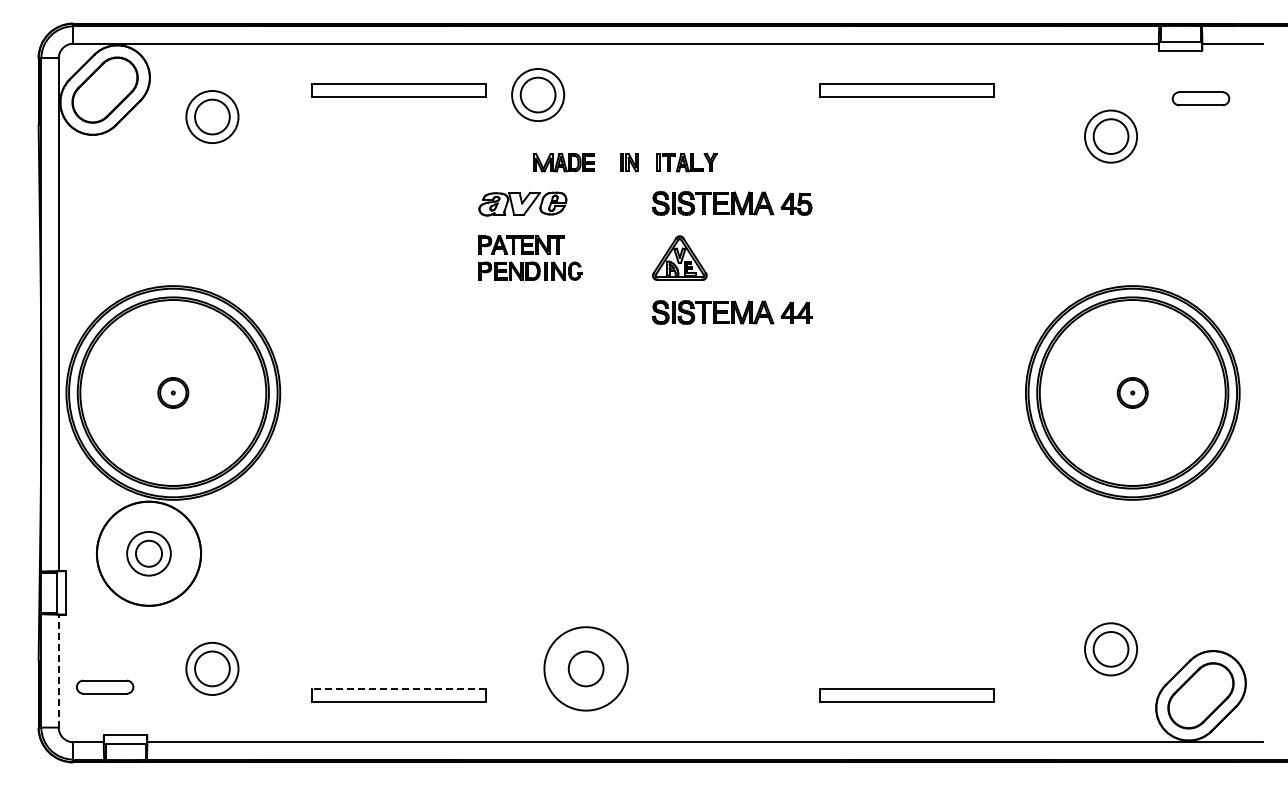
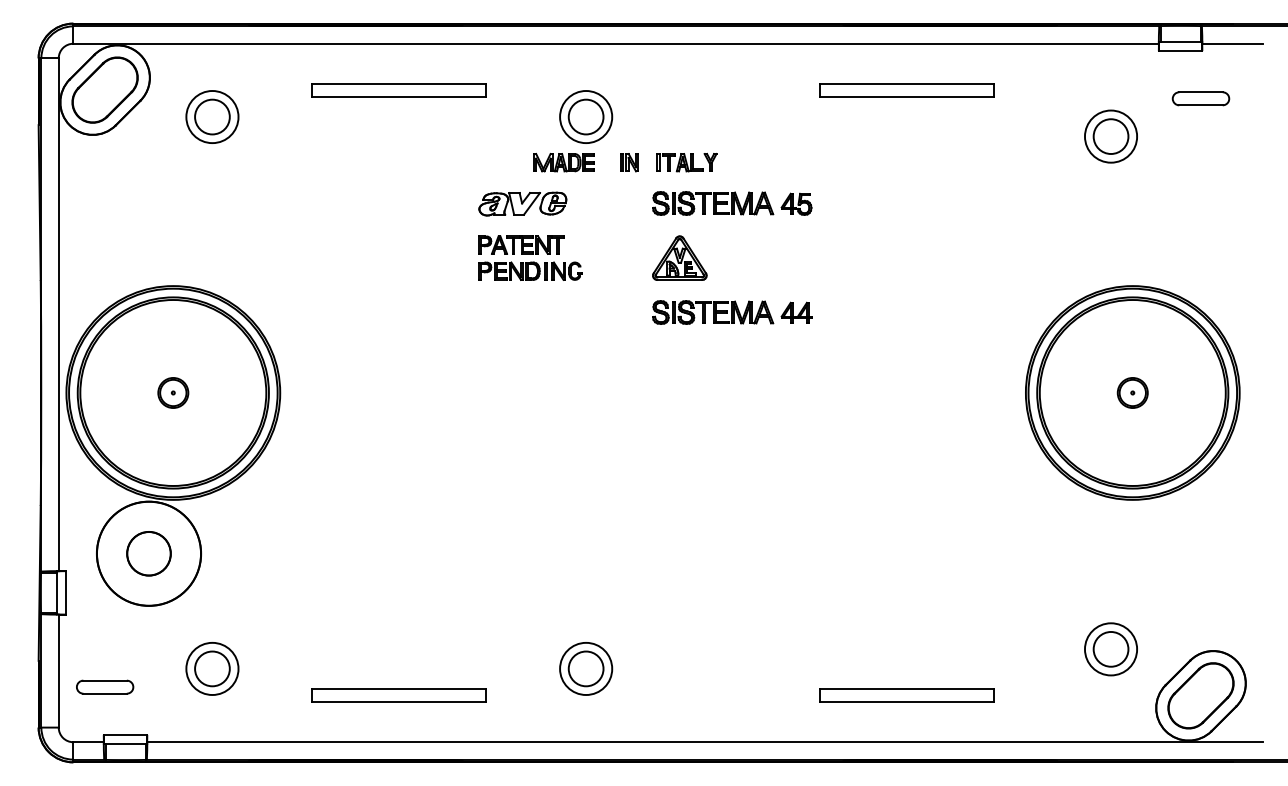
part position: (538, 94) -> (586, 116) (586, 116)
circle diameter: 26 px -> 43 px (148, 553)
circle diameter: 83 px -> 52 px (586, 668)
line: dashed -> solid (58, 670)
line: dashed -> solid (399, 689)
